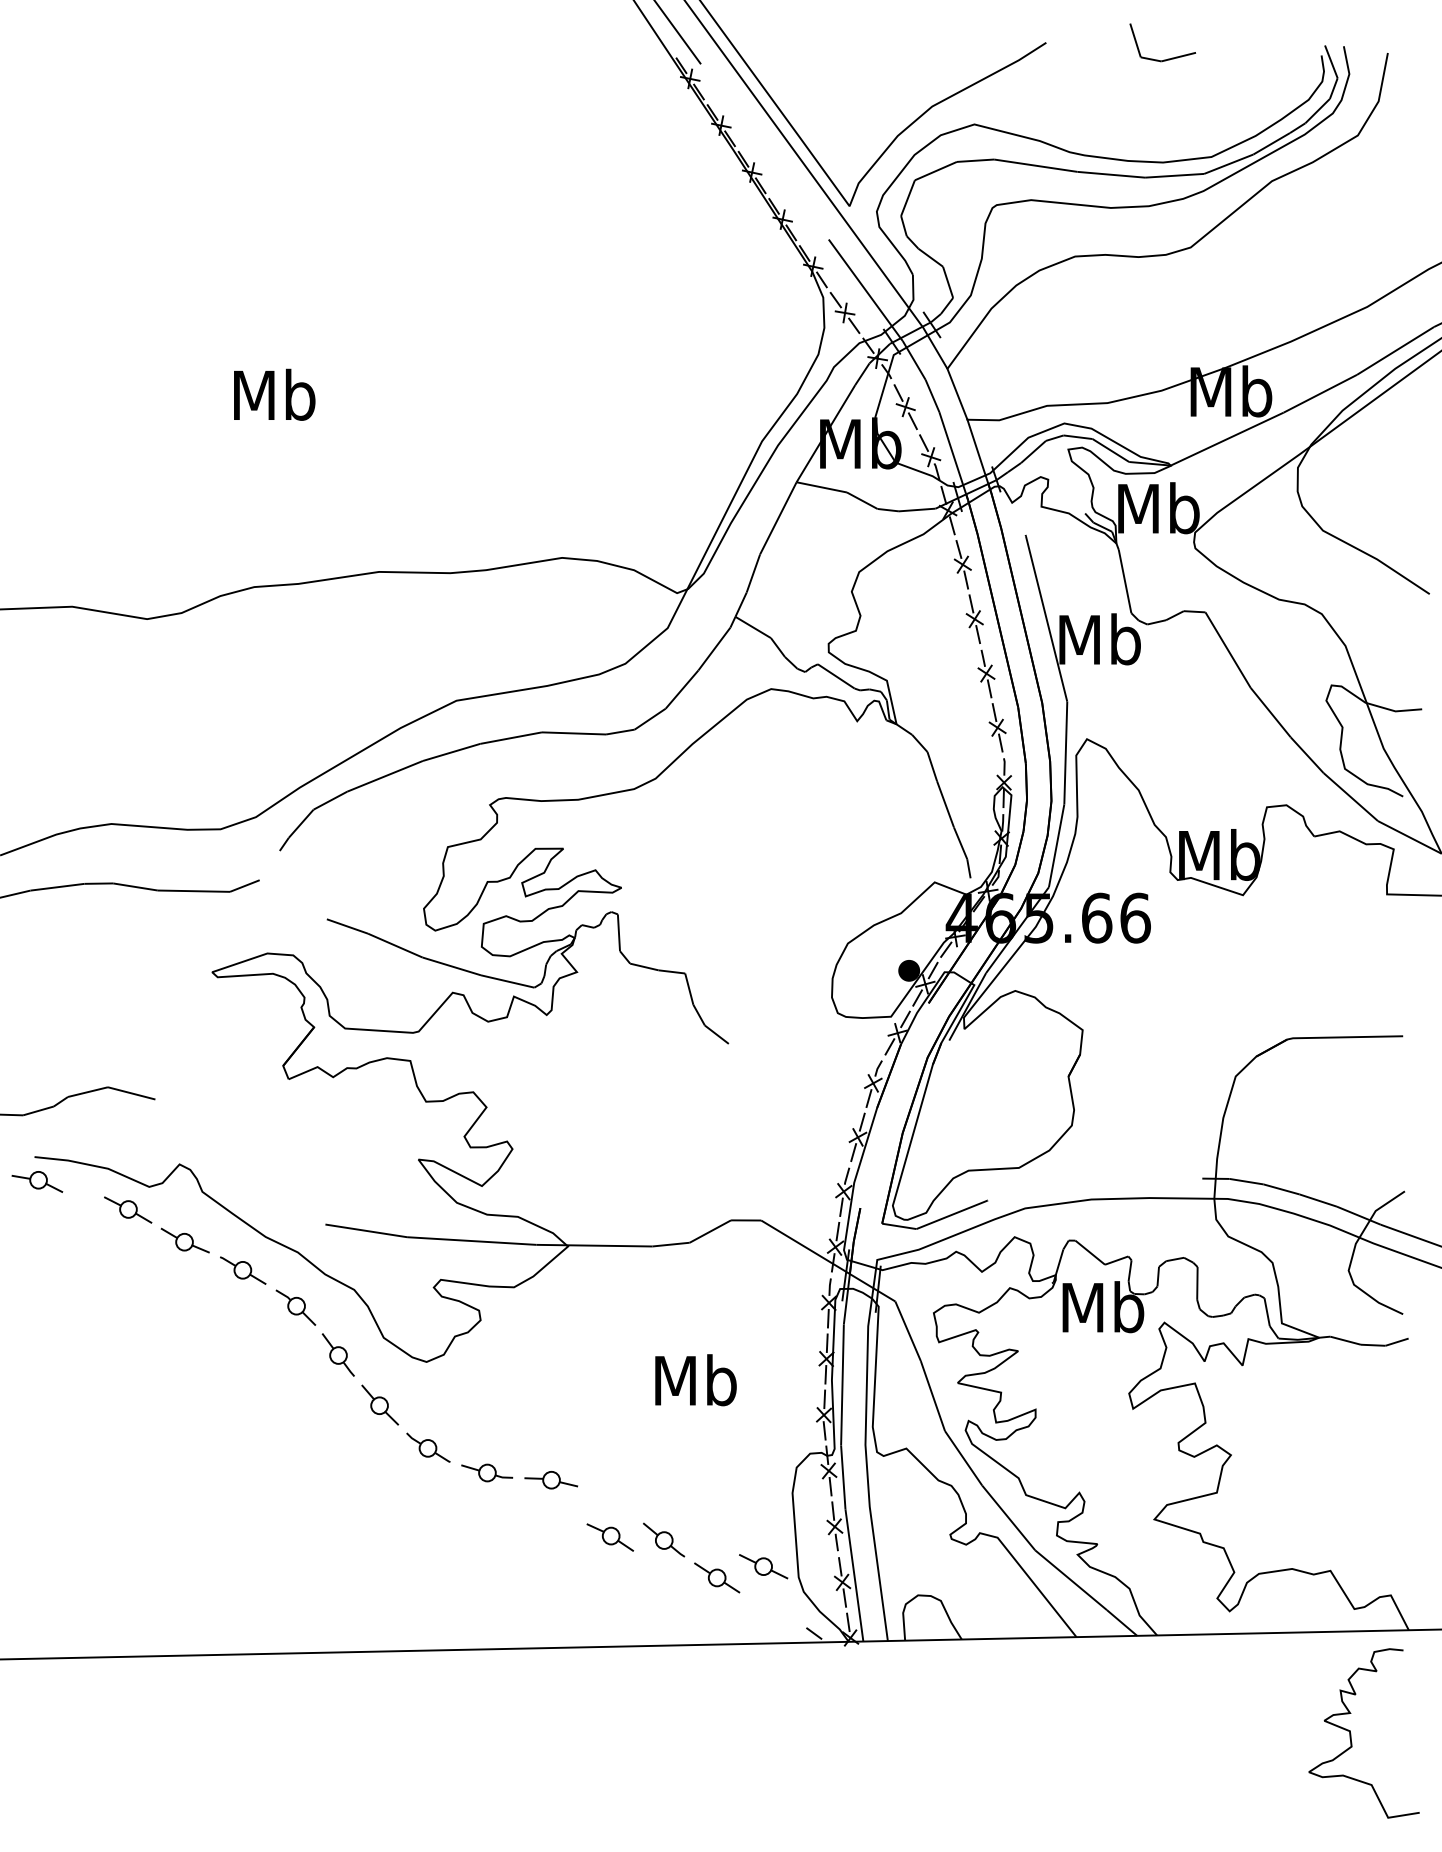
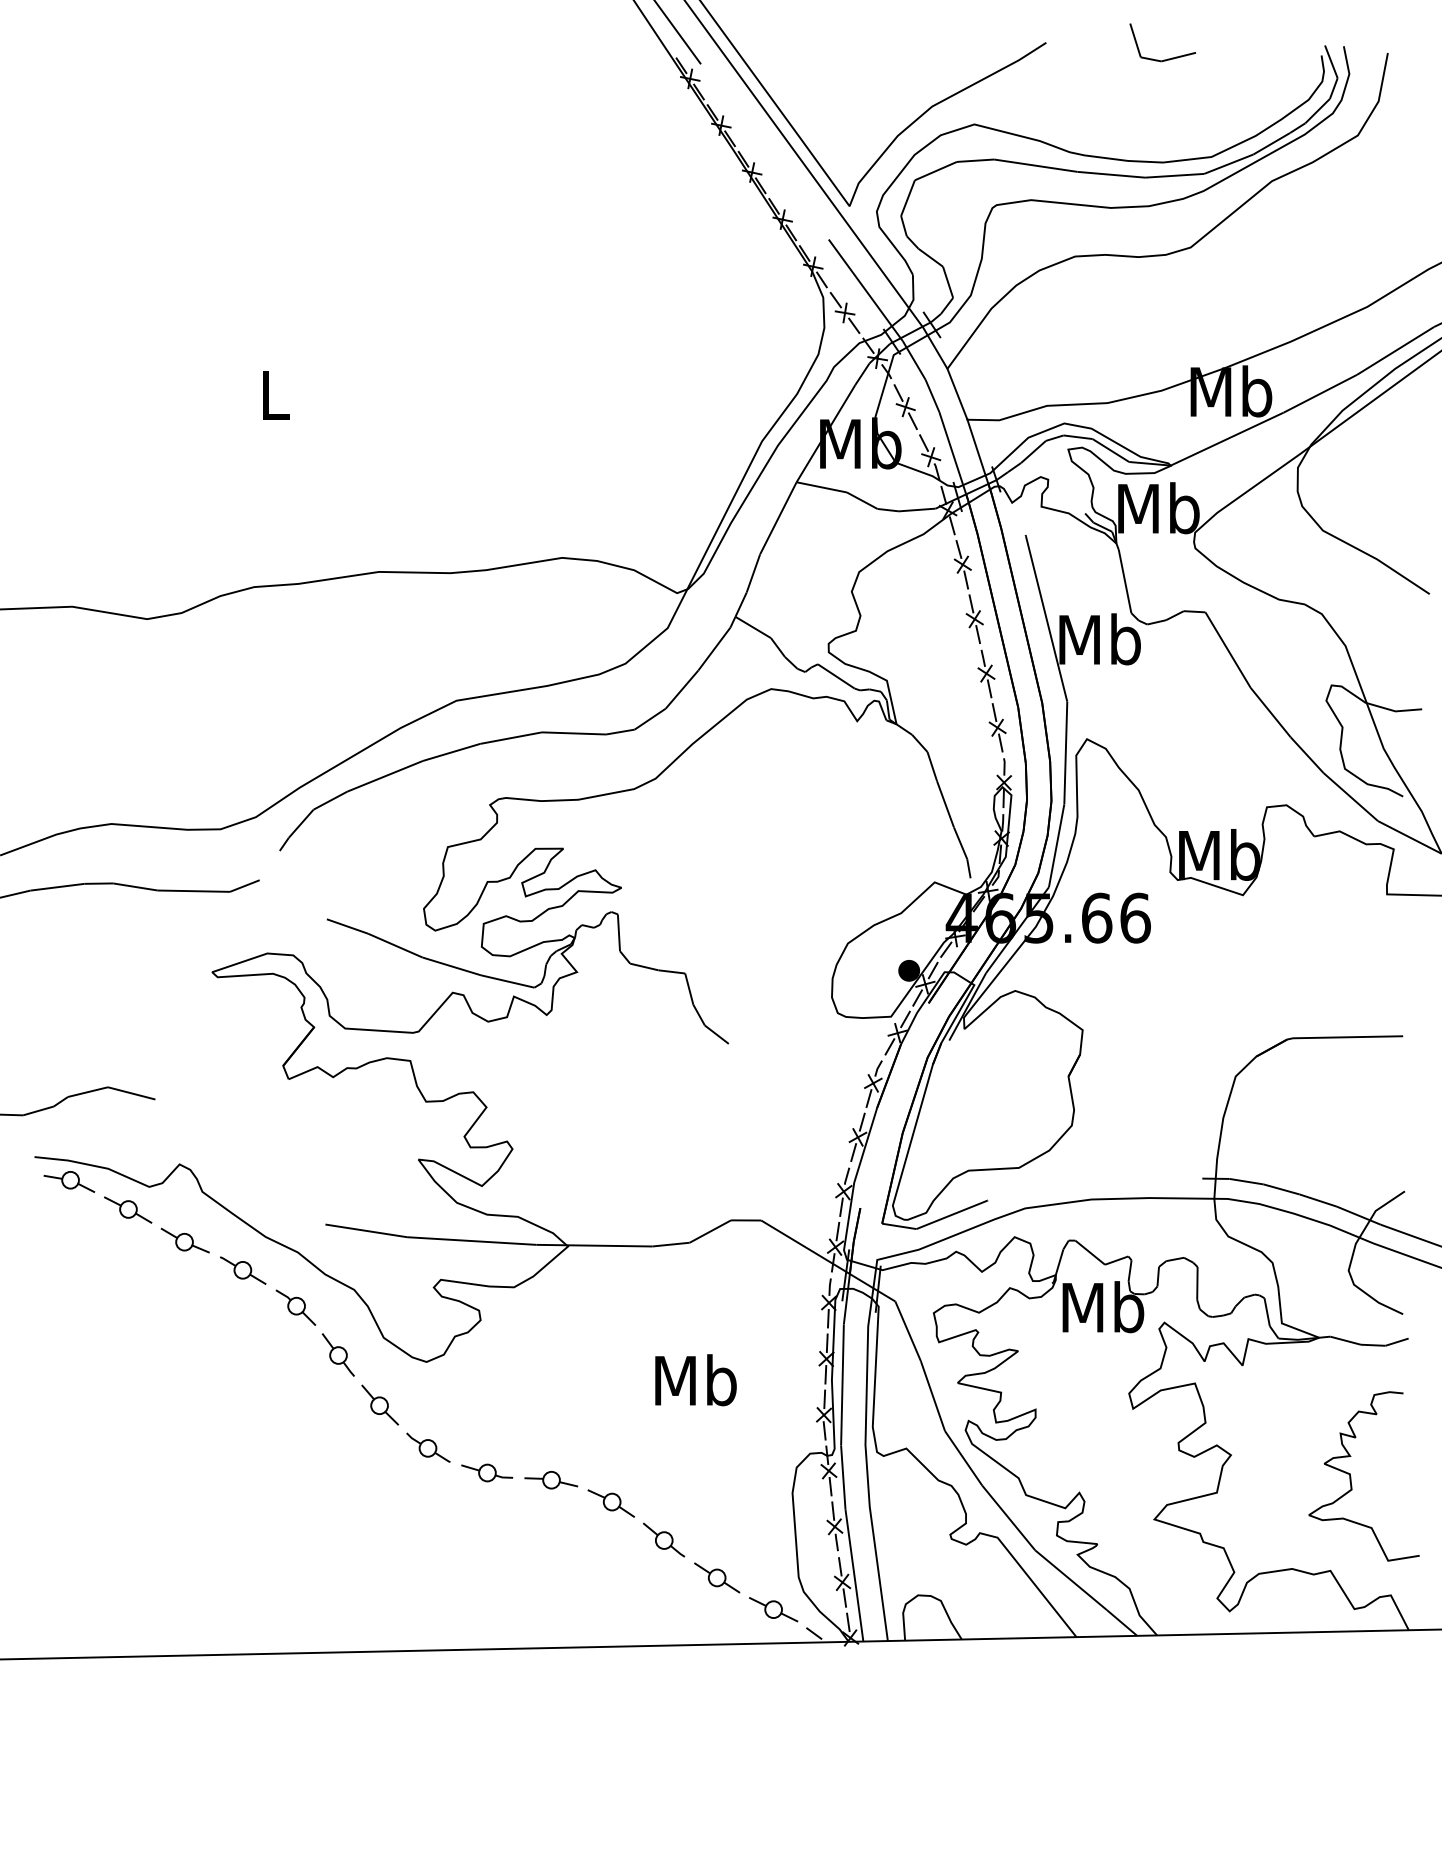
text: Mb -> L (274, 394)
part position: (37, 1181) -> (69, 1181) (69, 1181)
part position: (609, 1537) -> (610, 1503) (610, 1503)
part position: (763, 1566) -> (773, 1609) (773, 1609)
curve position: (1351, 1733) -> (1351, 1476) (1351, 1476)
